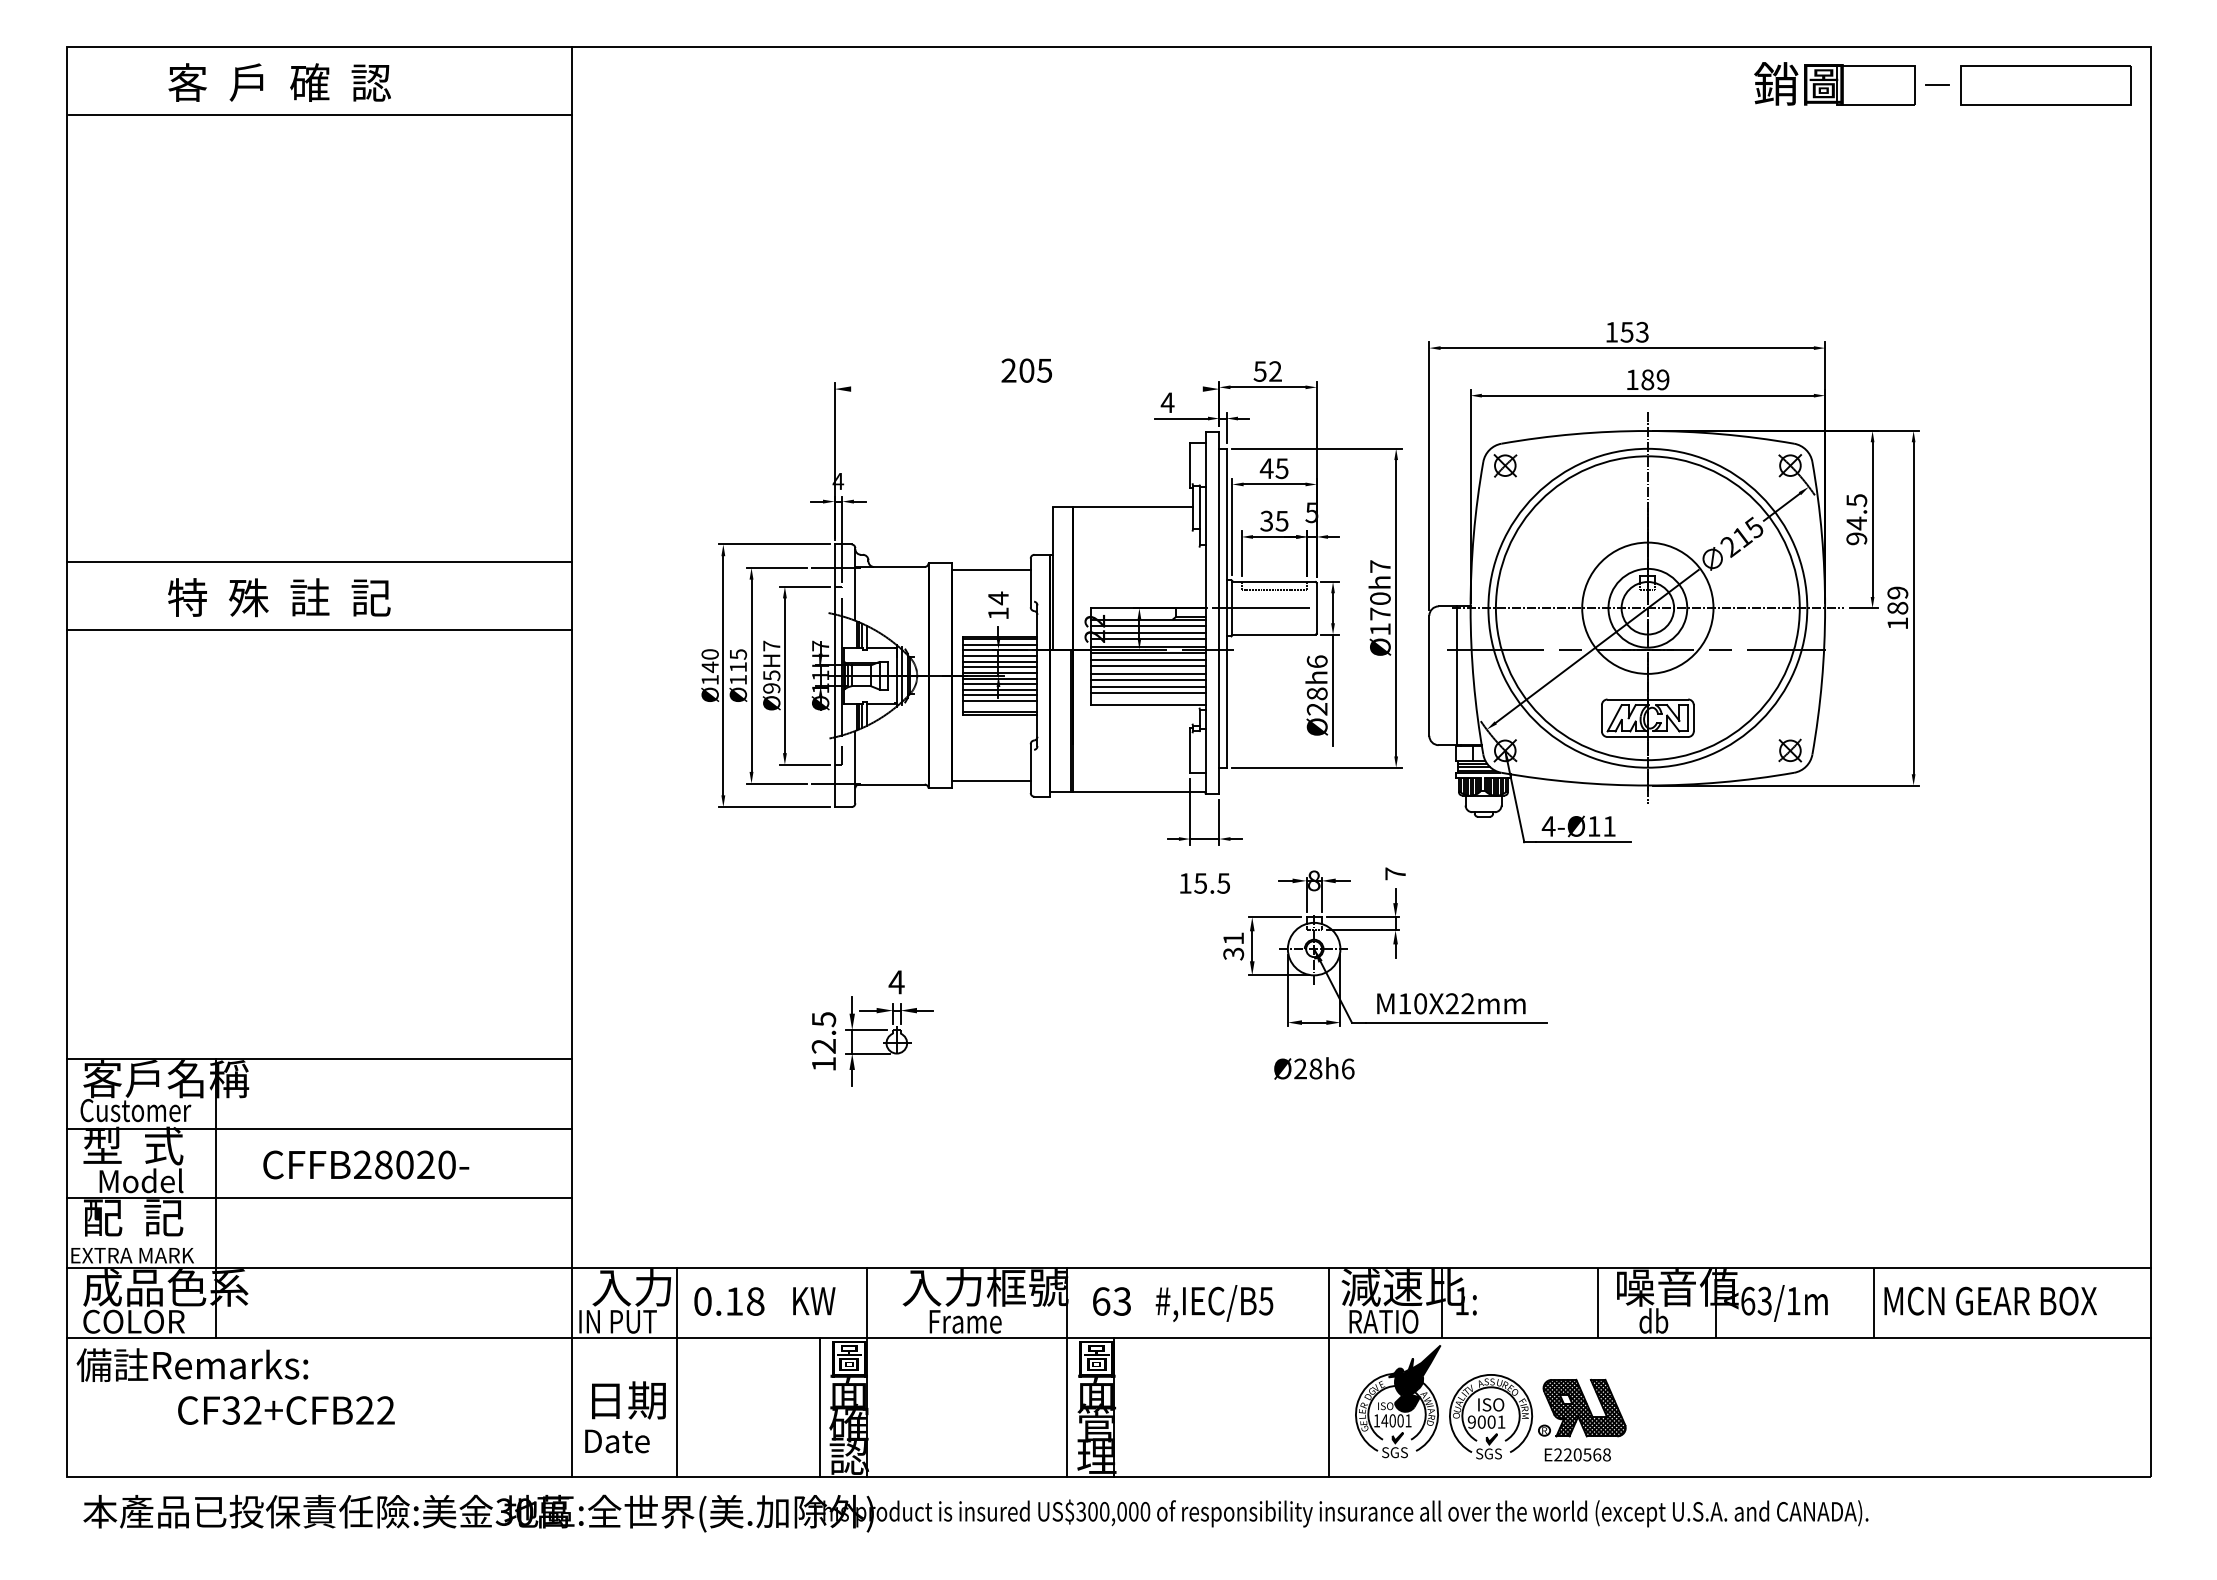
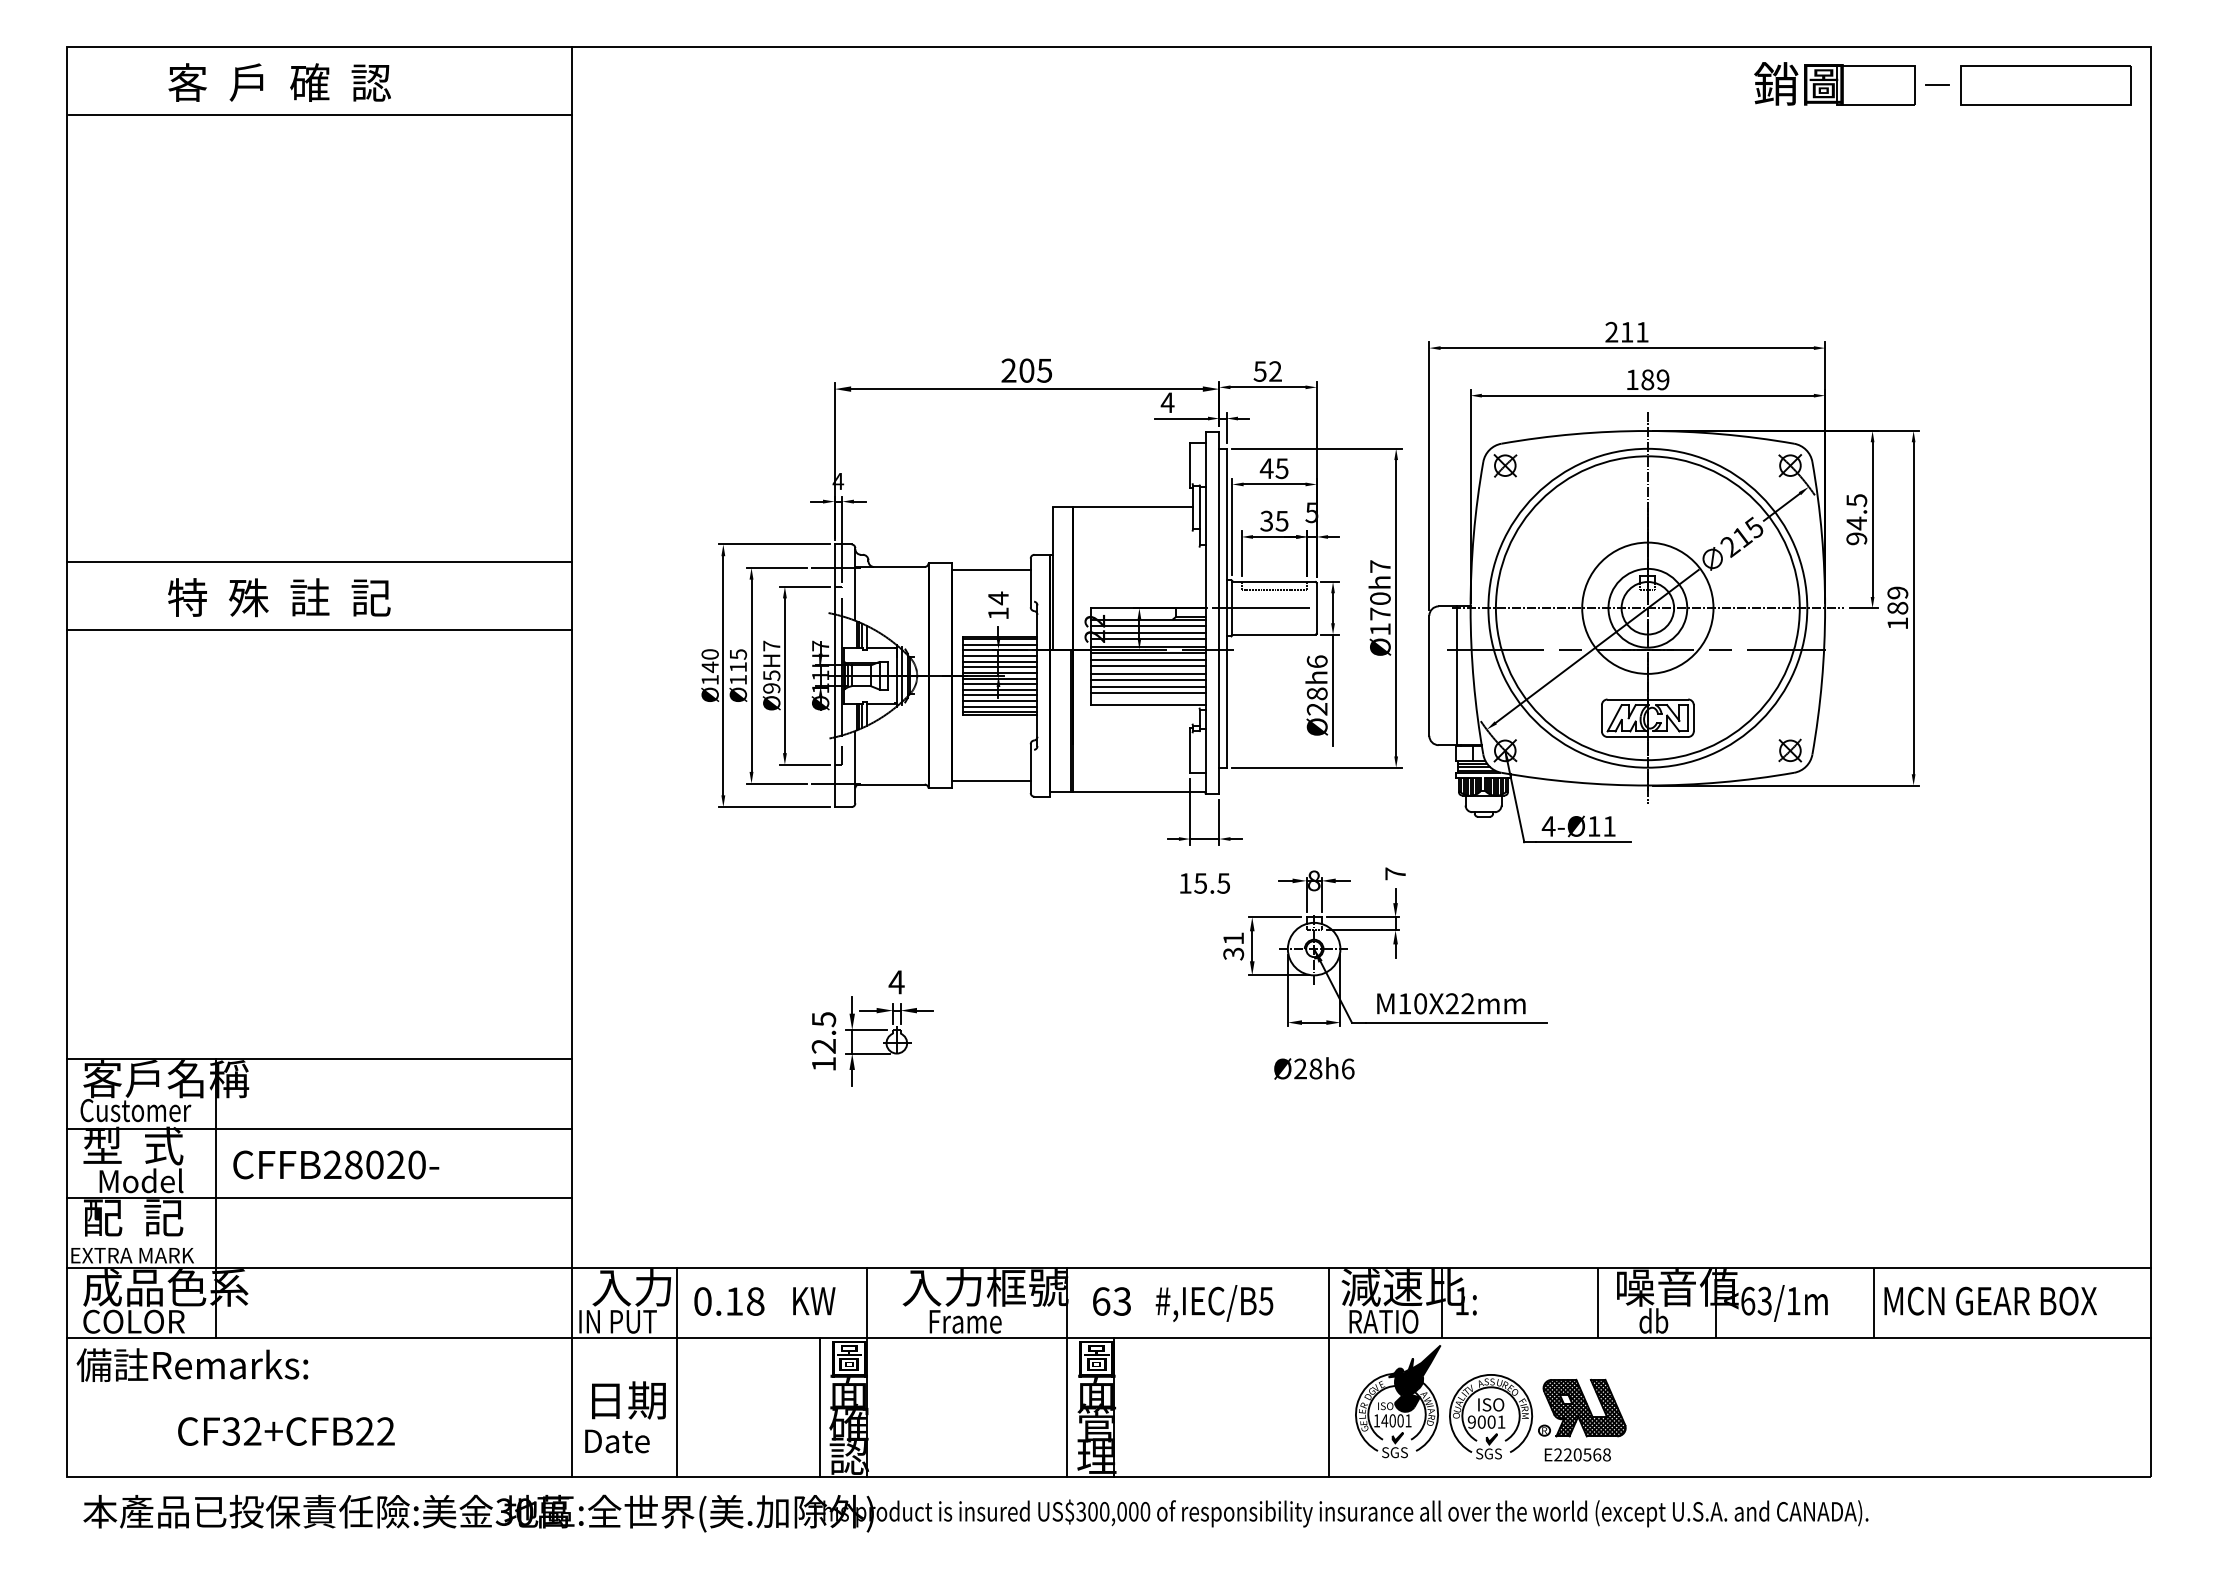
text: 153 -> 211 (1626, 331)
line: none -> present (1026, 389)
line: none -> present (1000, 706)
text position: (366, 1164) -> (336, 1164) (336, 1164)
text position: (286, 1410) -> (286, 1431) (286, 1431)
